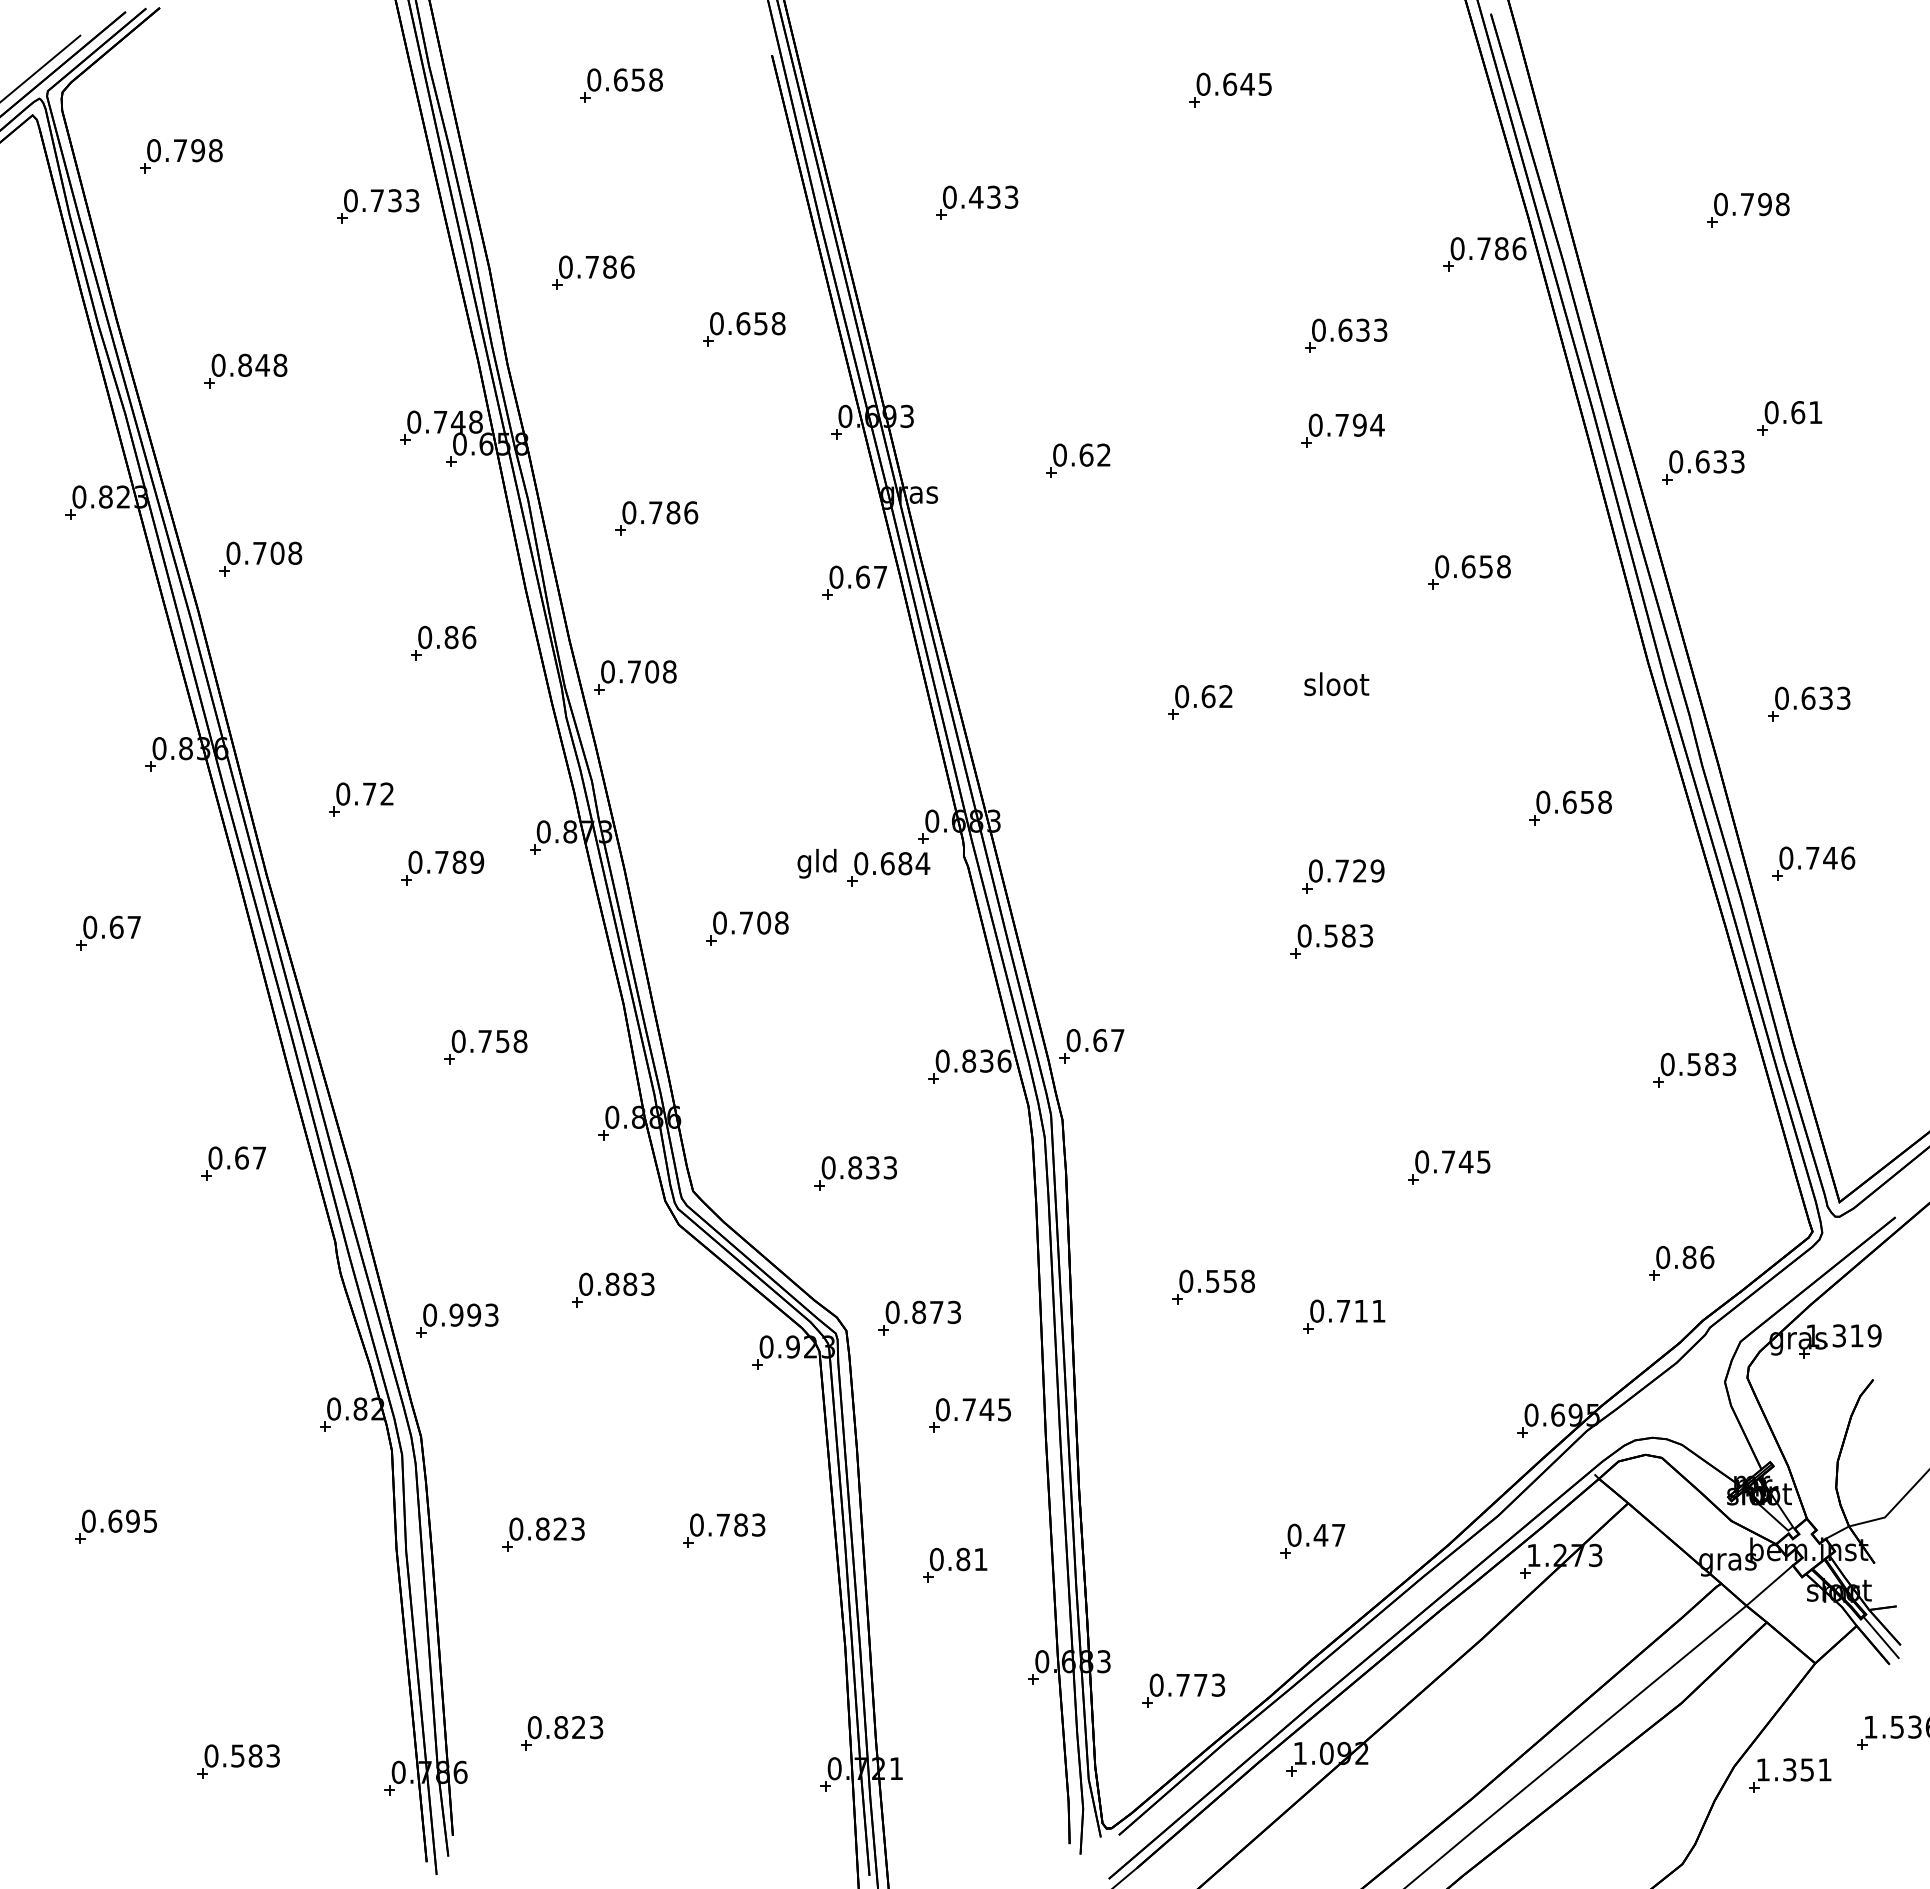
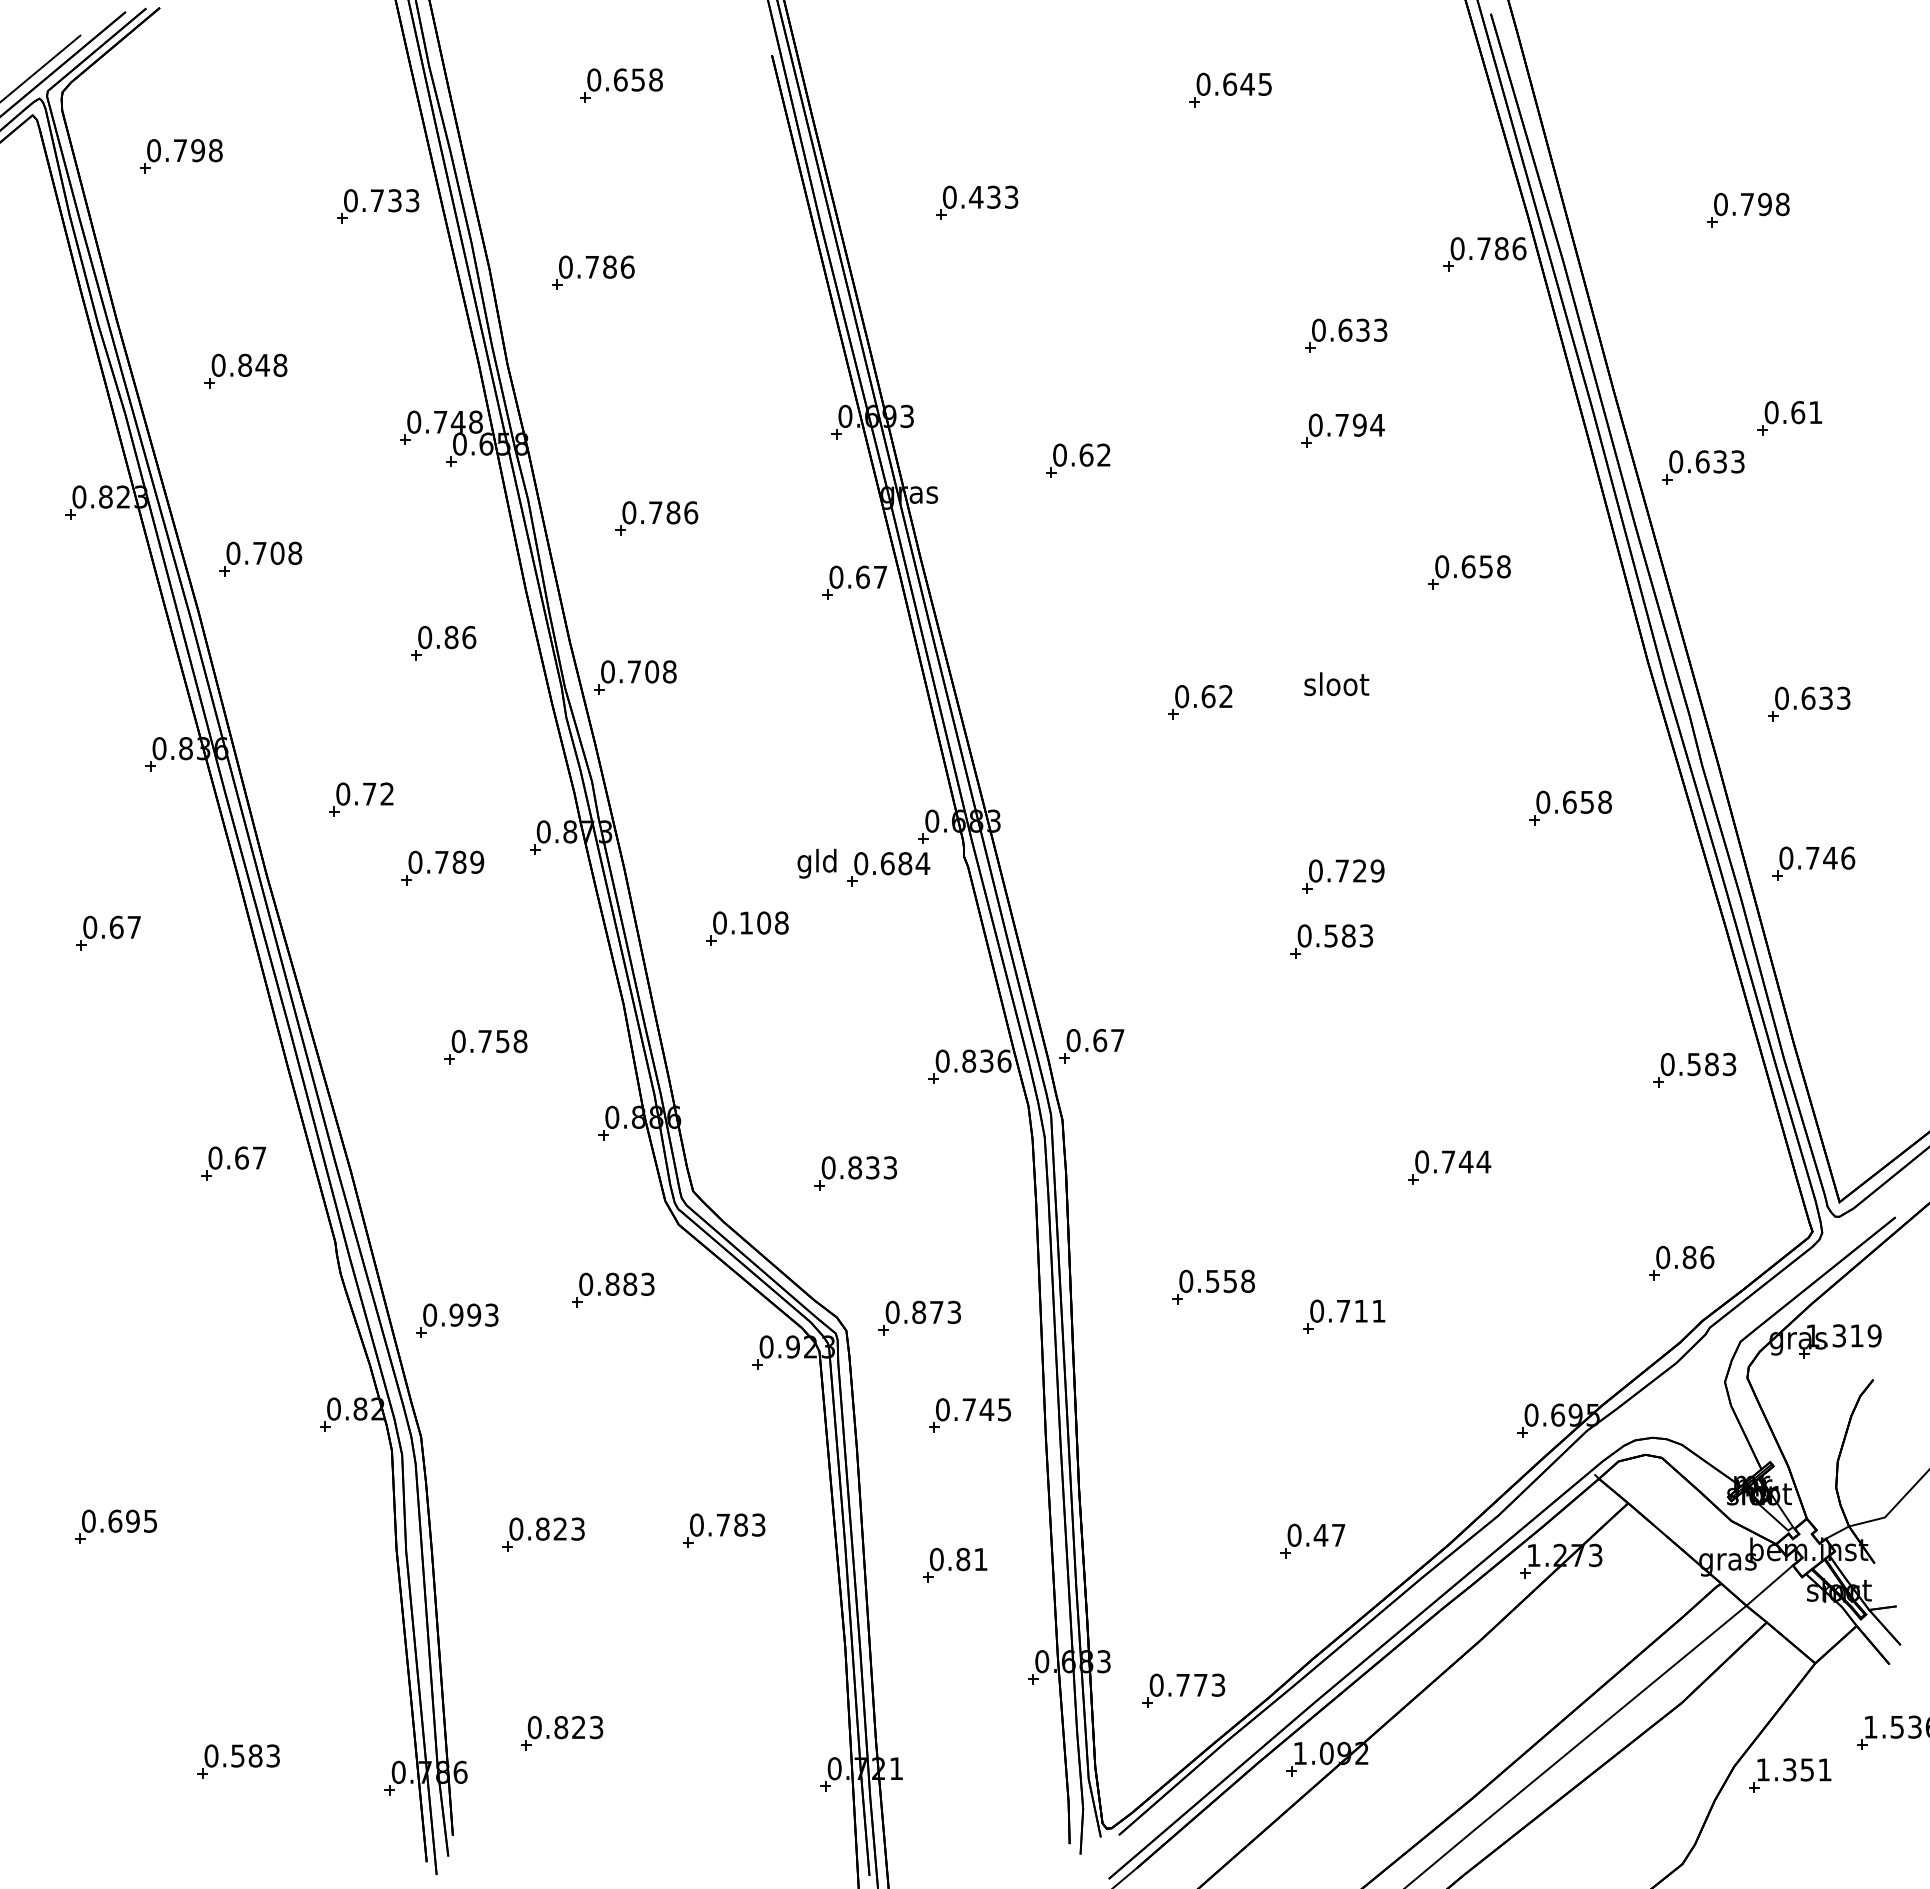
part: present -> none (744, 329)
text: 0.708 -> 0.108 (746, 922)
text: 0.745 -> 0.744 (1483, 1161)
line: present -> none (1880, 1637)
